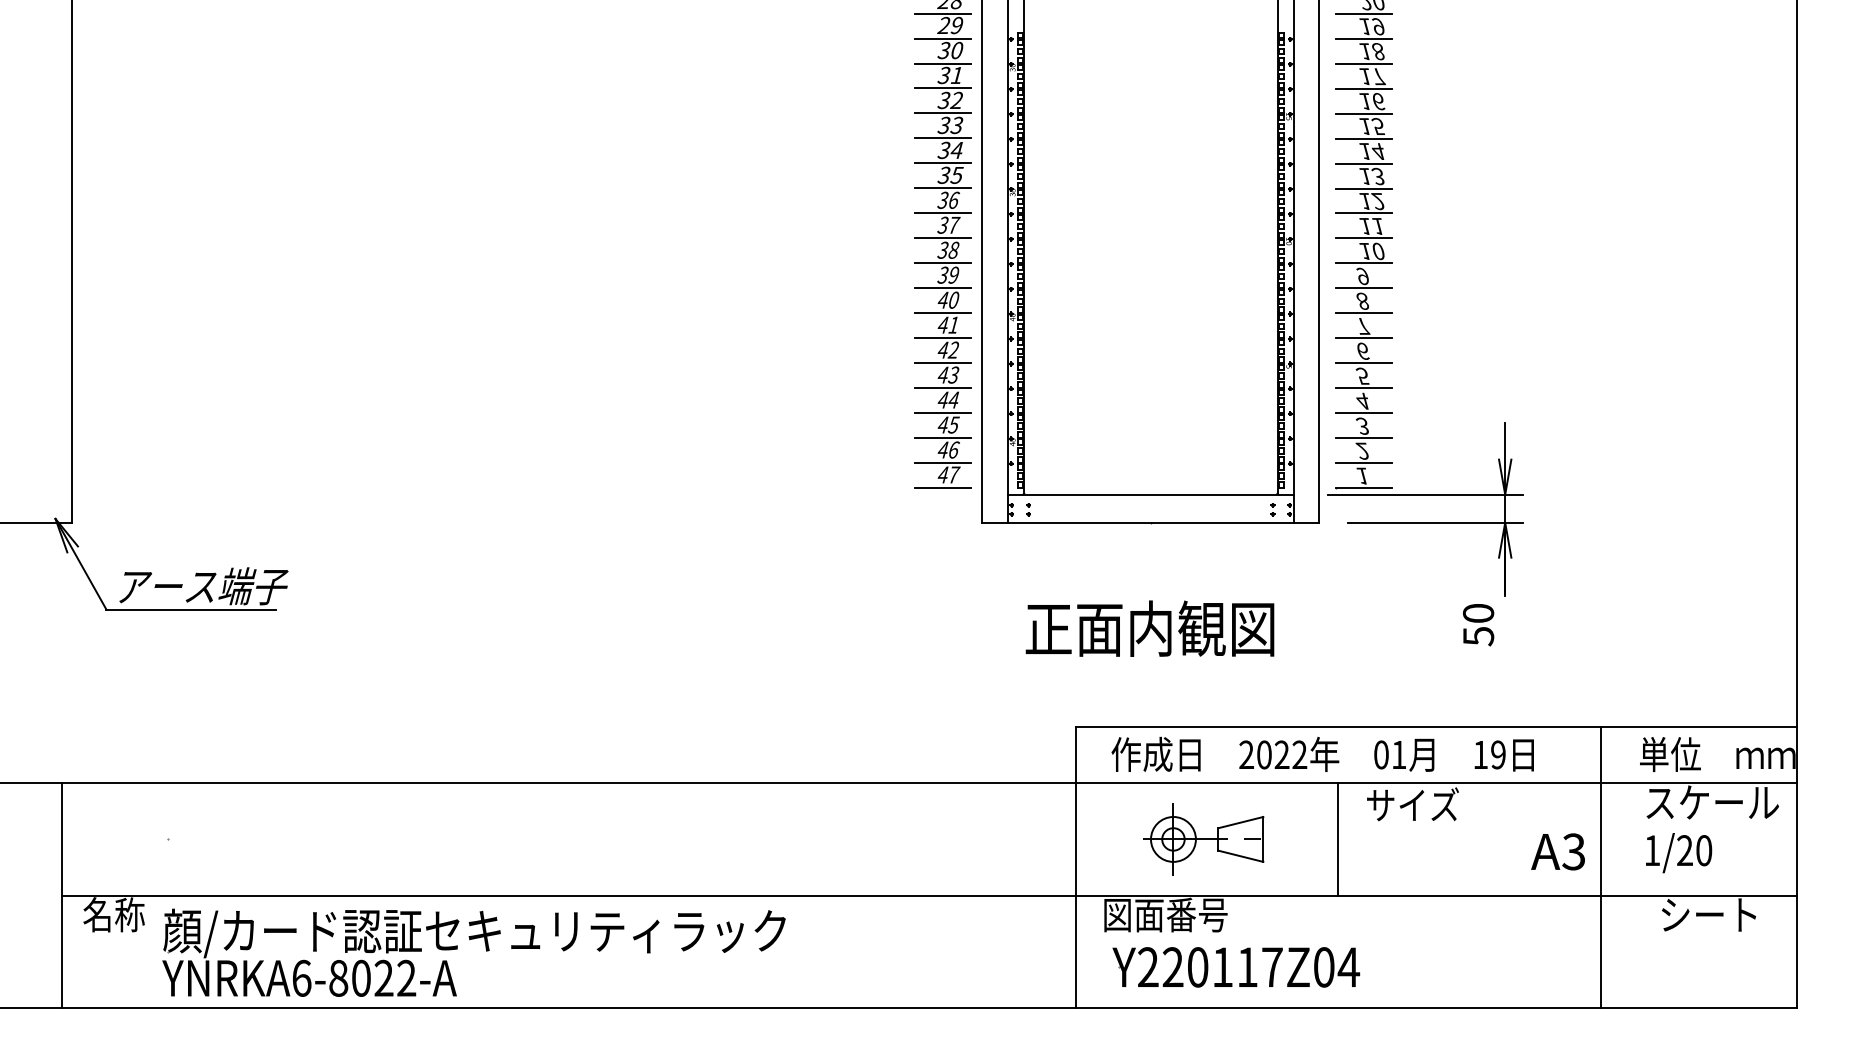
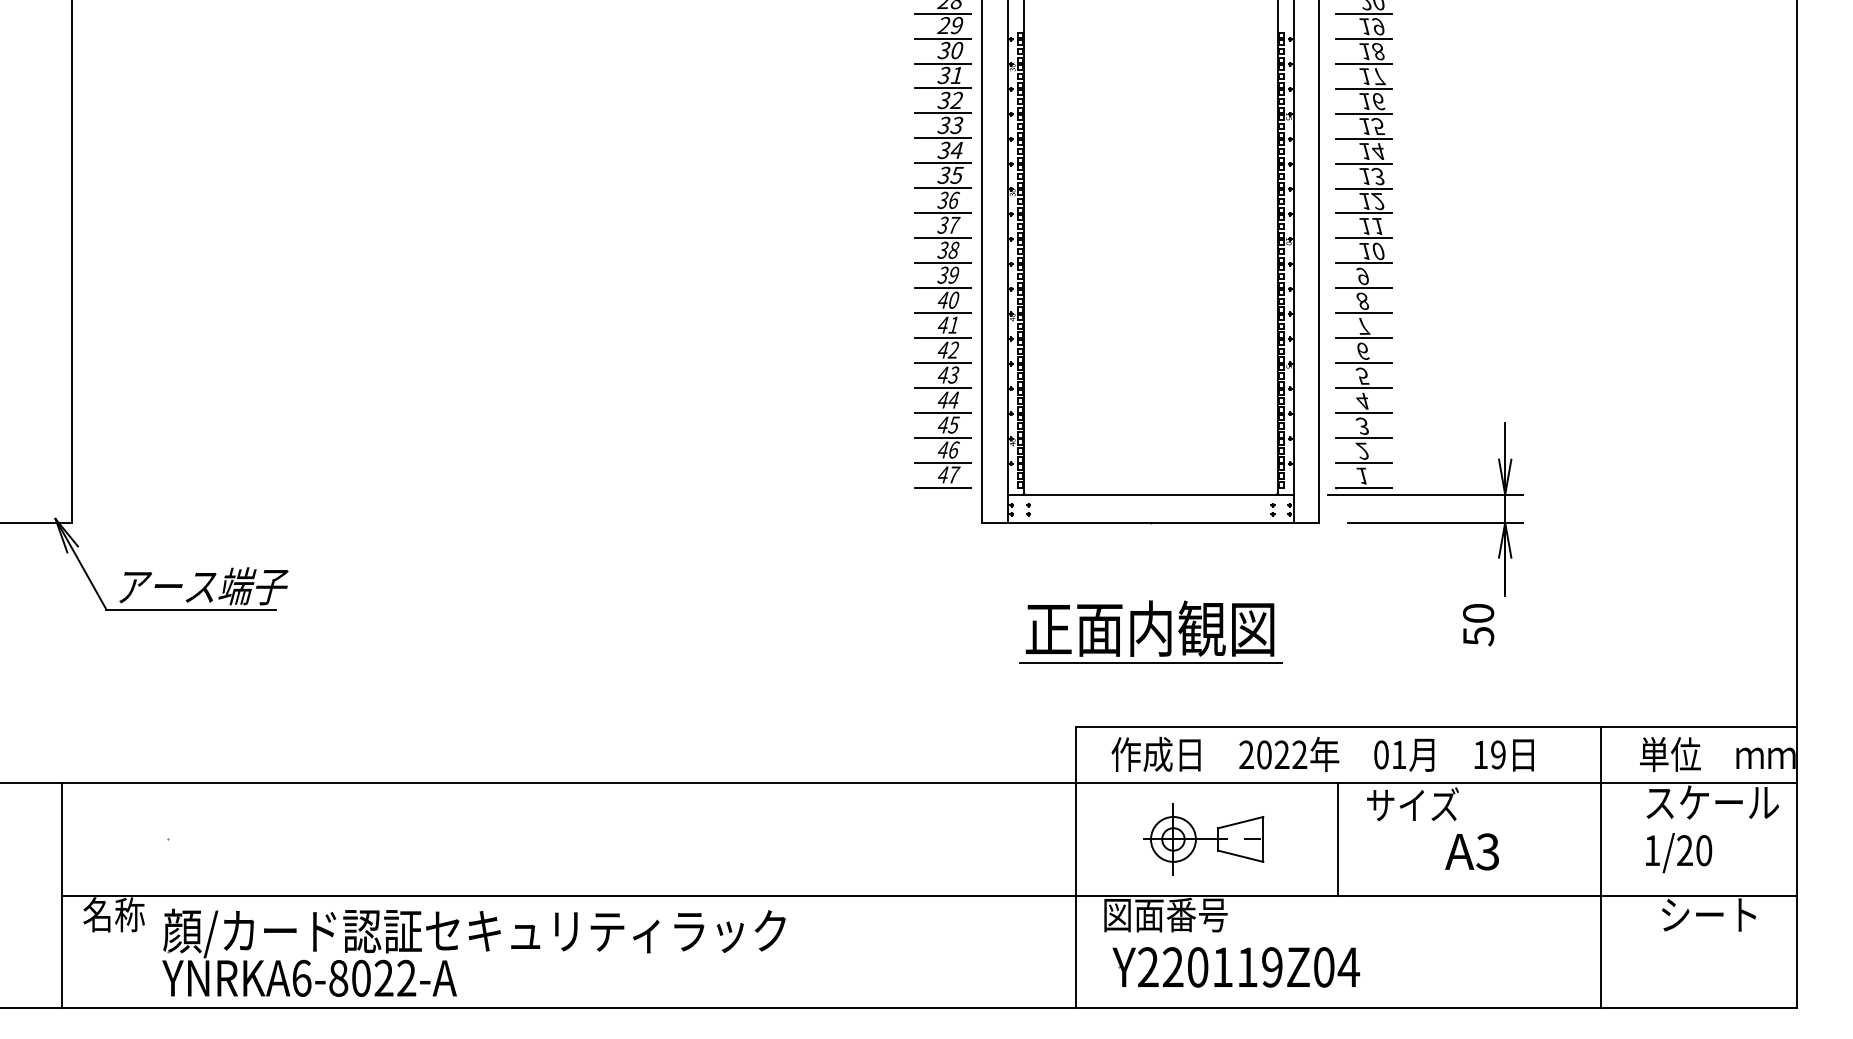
line: none -> present (1150, 663)
text position: (1557, 851) -> (1471, 851) (1471, 851)
text: Y220117Z04 -> Y220119Z04 (1272, 967)
